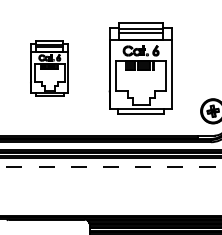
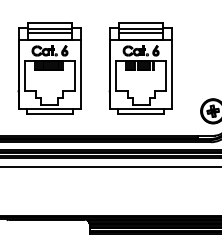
part size: 39x57 px -> 65x93 px (49, 68)
line: dashed -> solid (110, 166)
